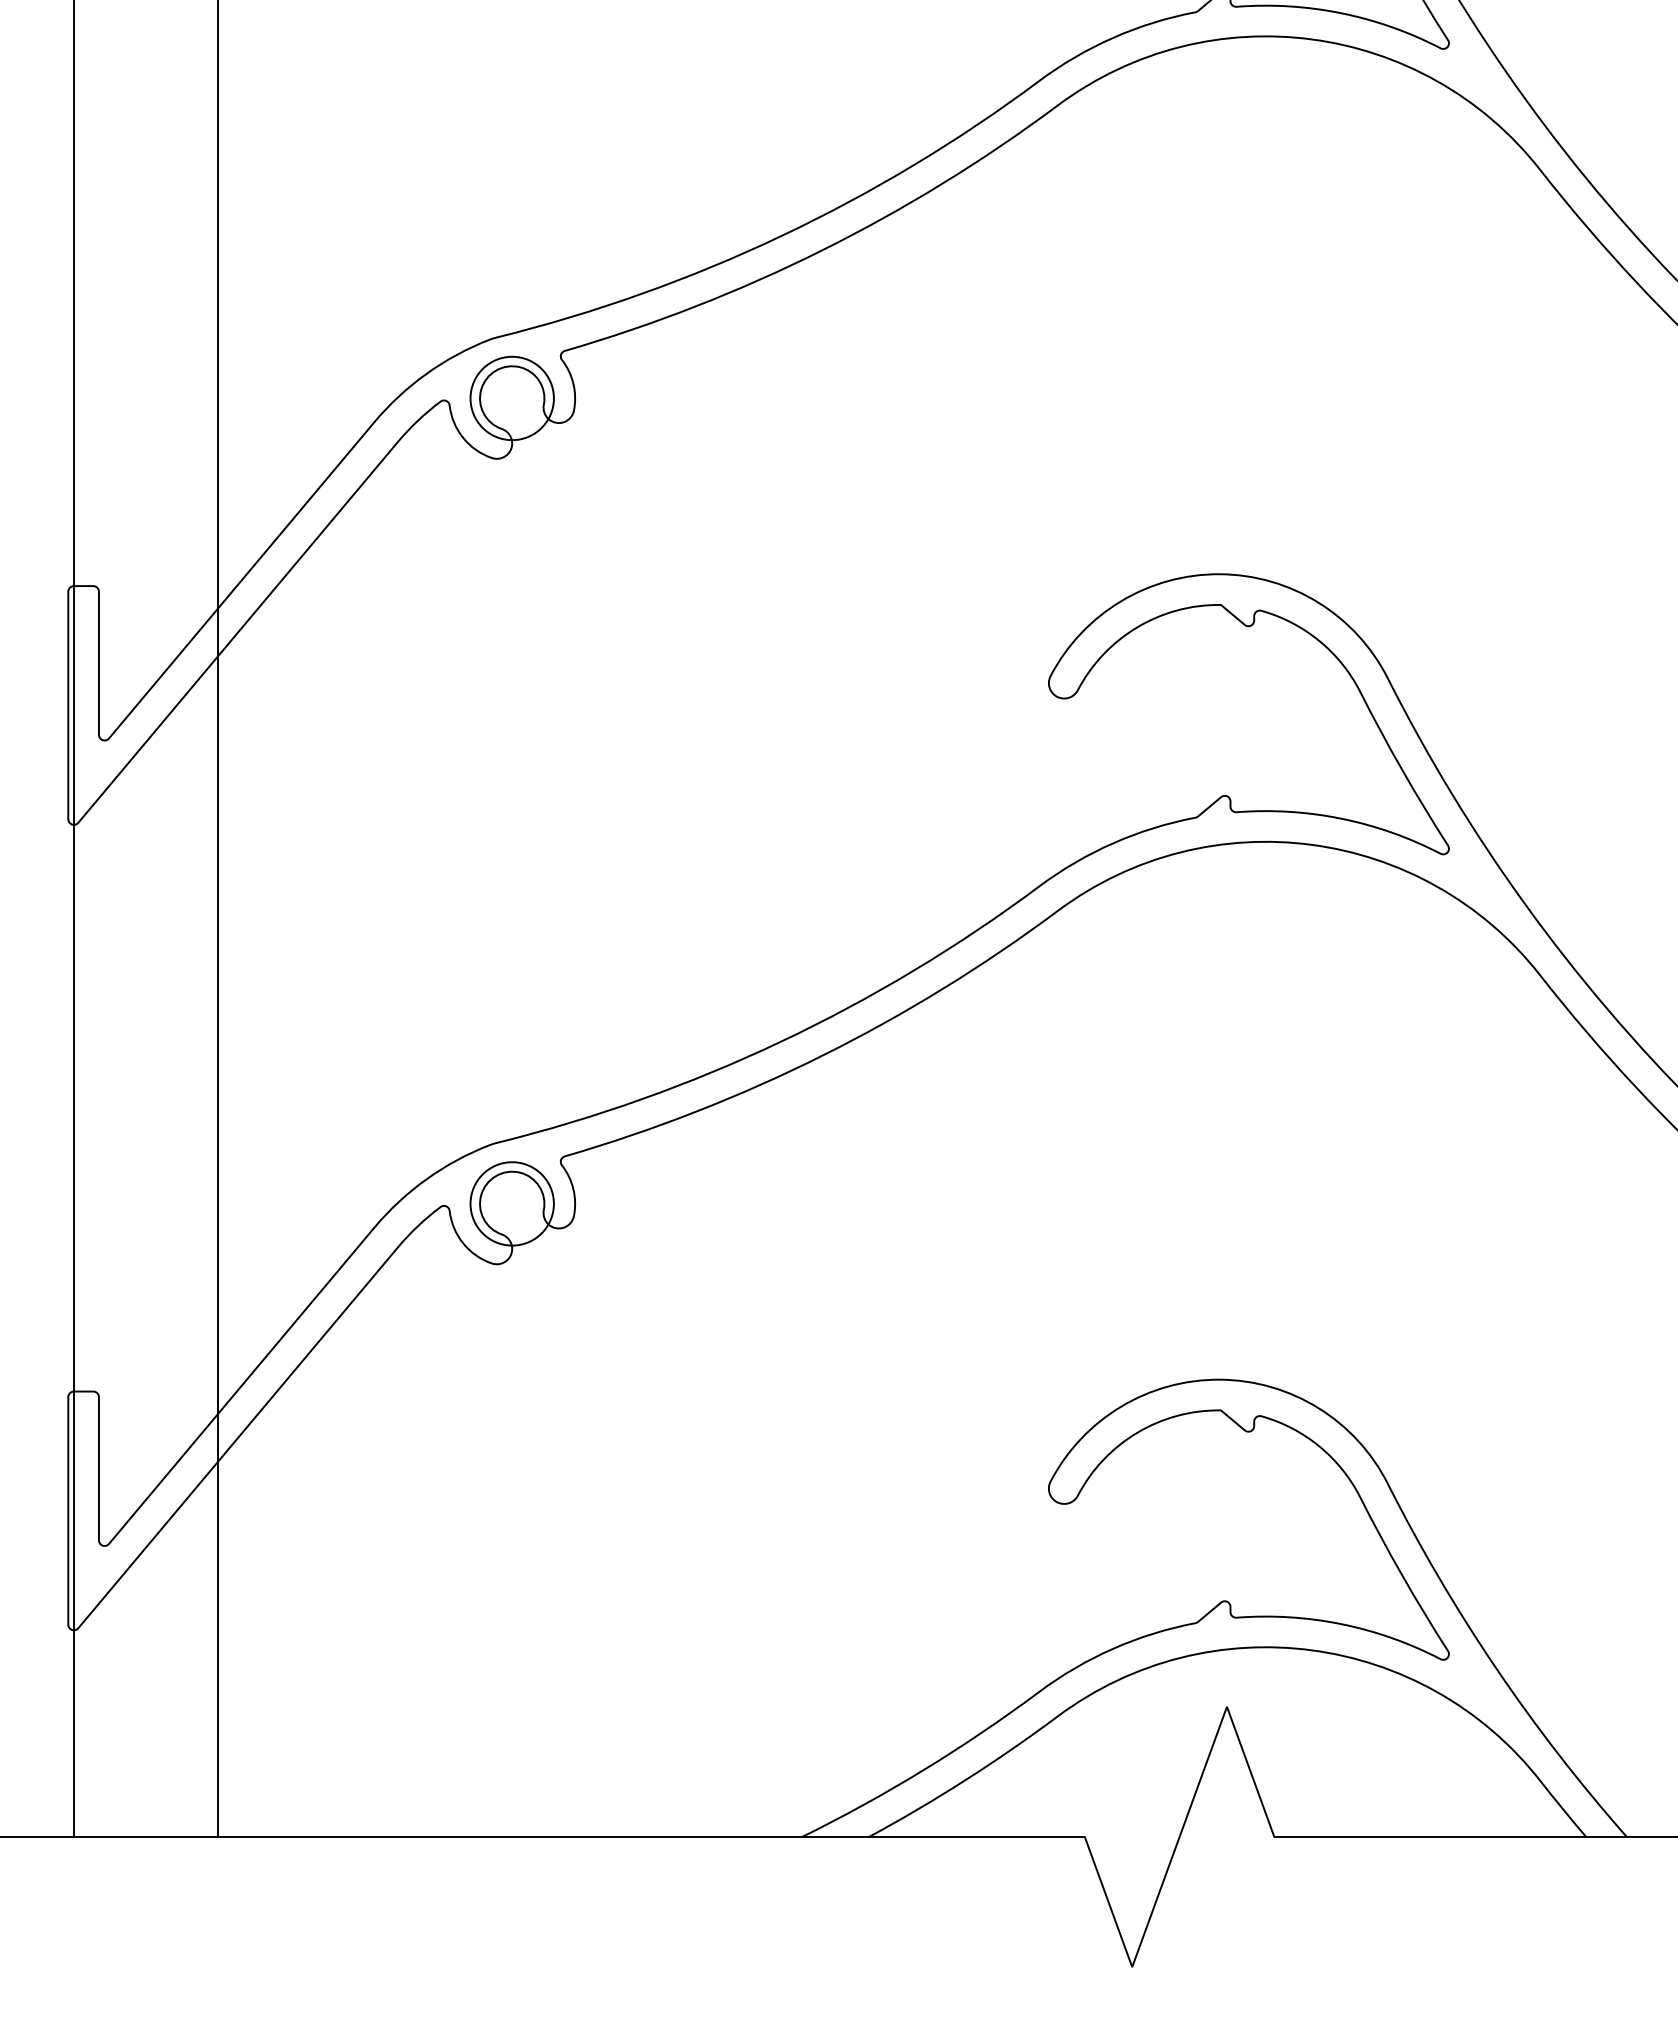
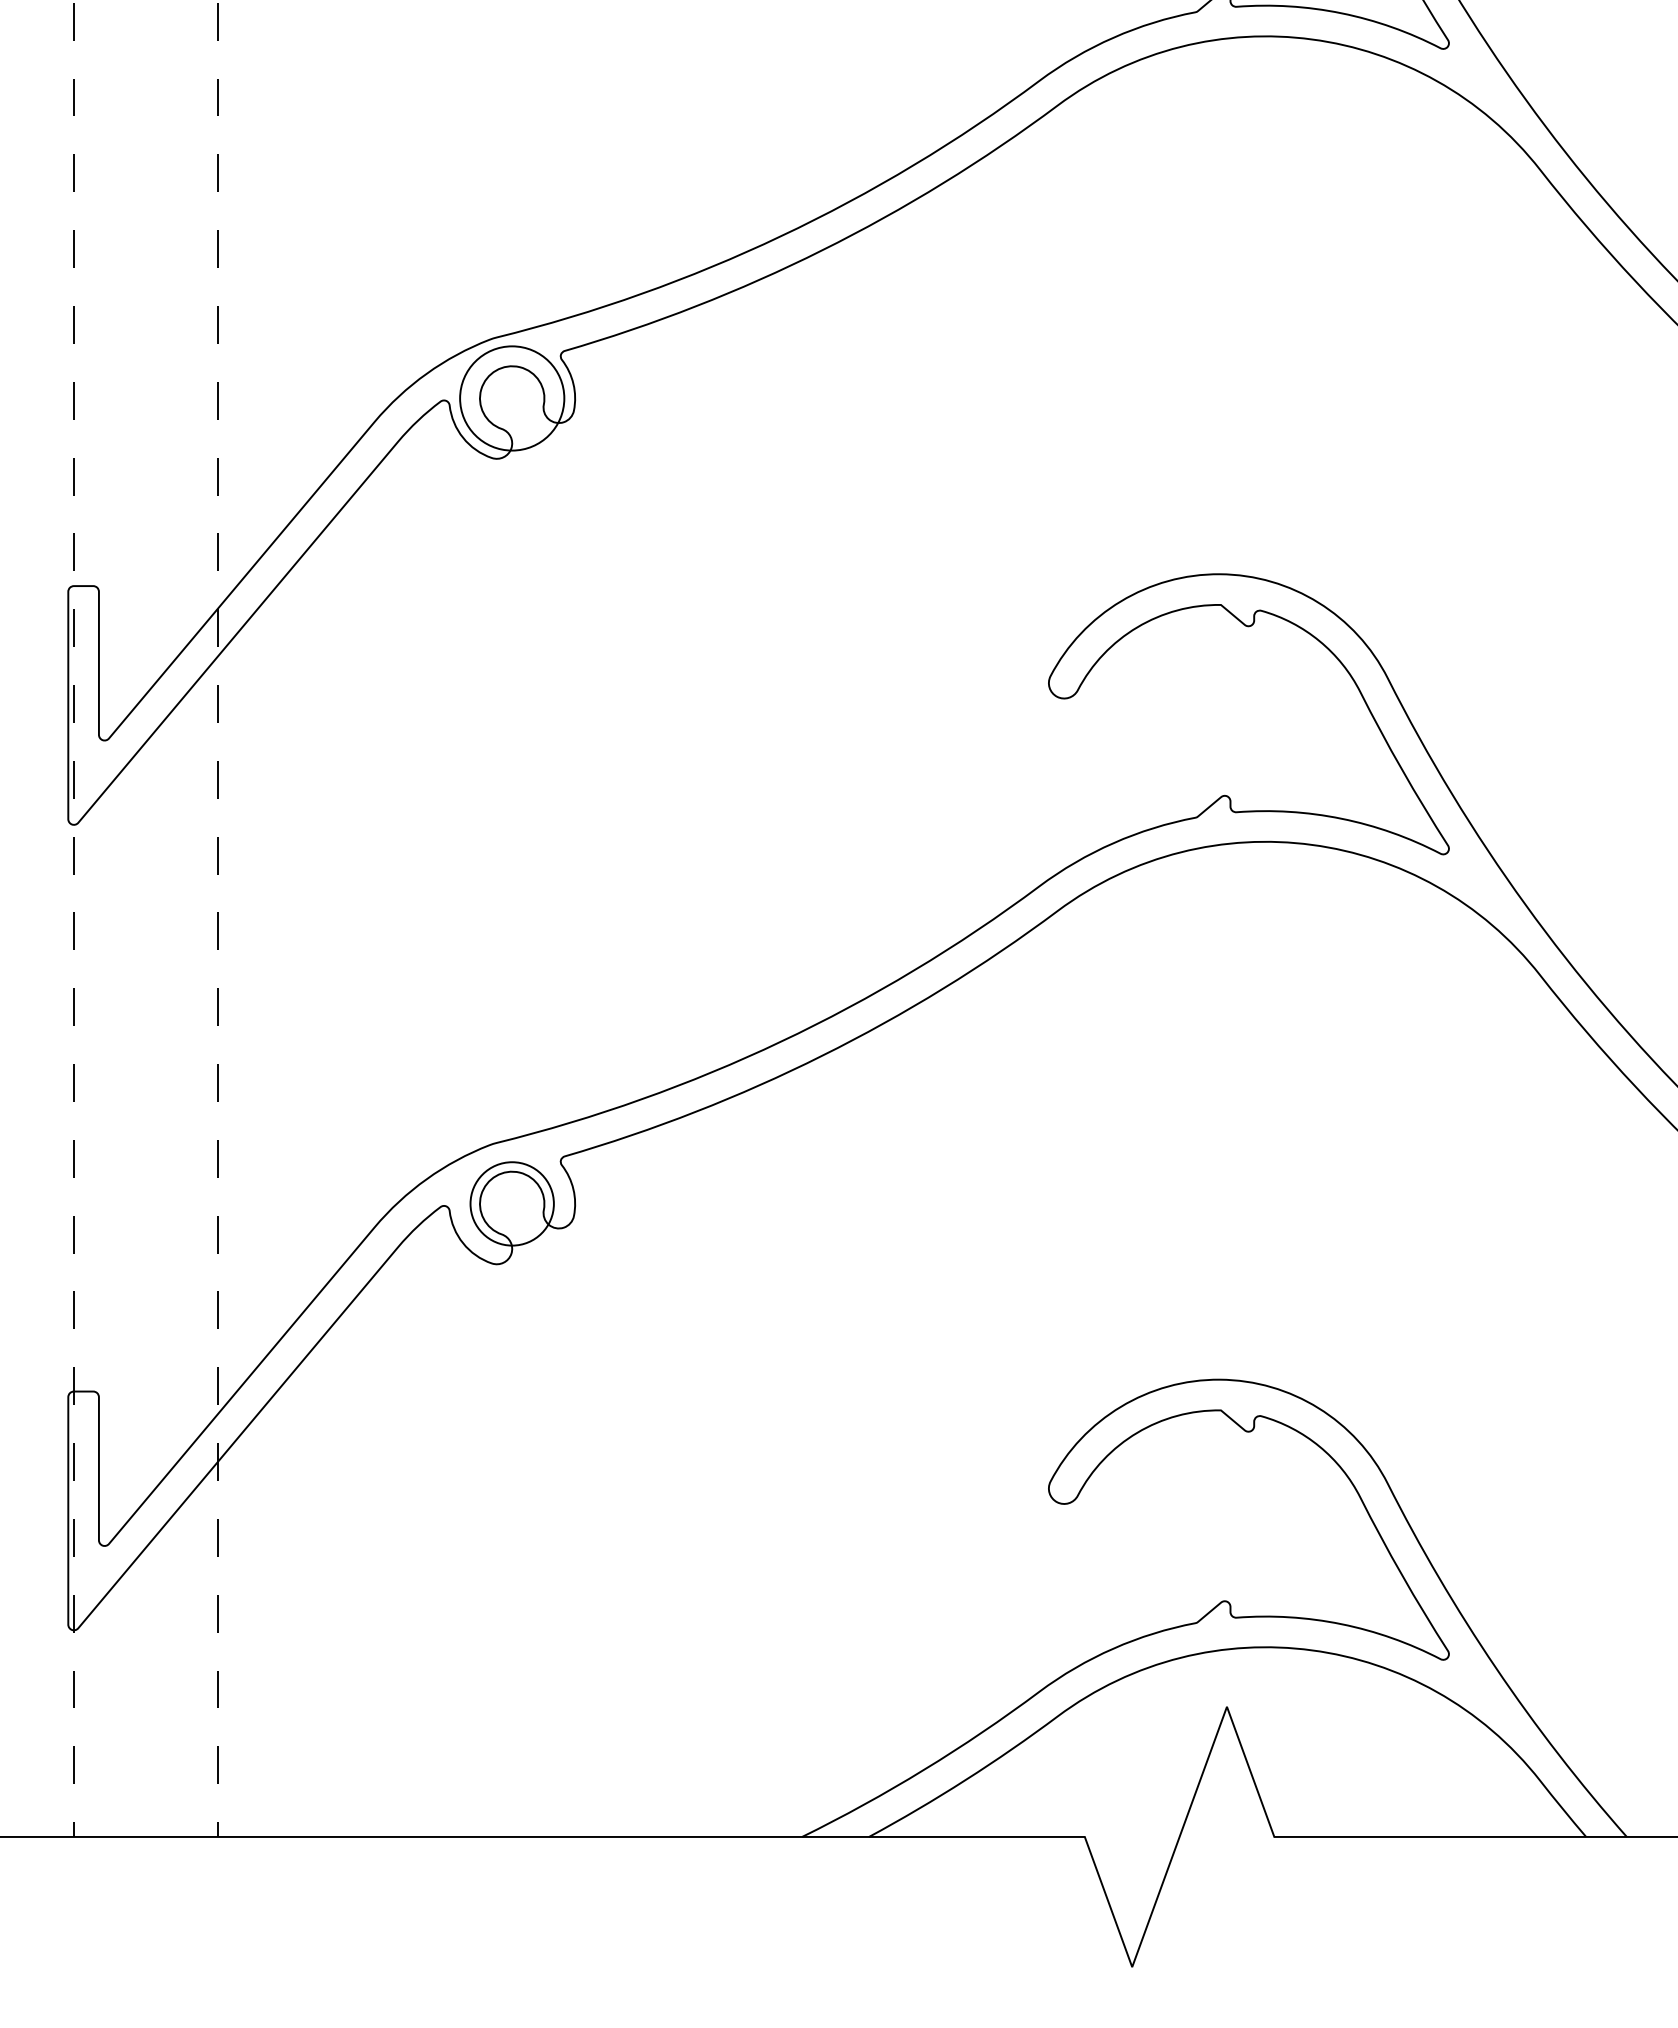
circle diameter: 83 px -> 104 px (512, 398)
line: solid -> dashed (74, 919)
line: solid -> dashed (218, 919)
